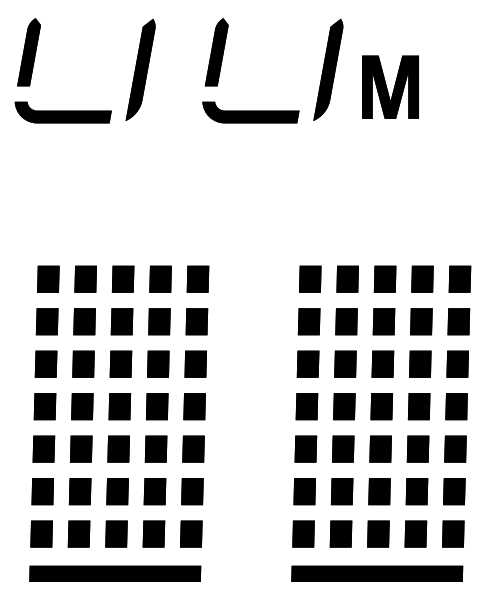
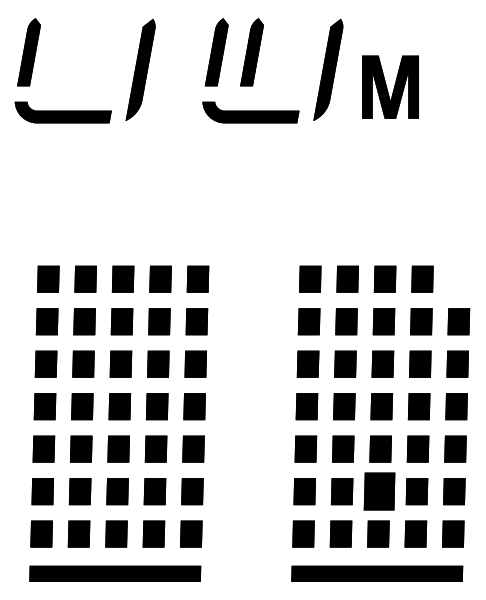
part: none -> present (251, 52)
part: present -> none (459, 278)
part size: 23x28 px -> 33x39 px (379, 491)
